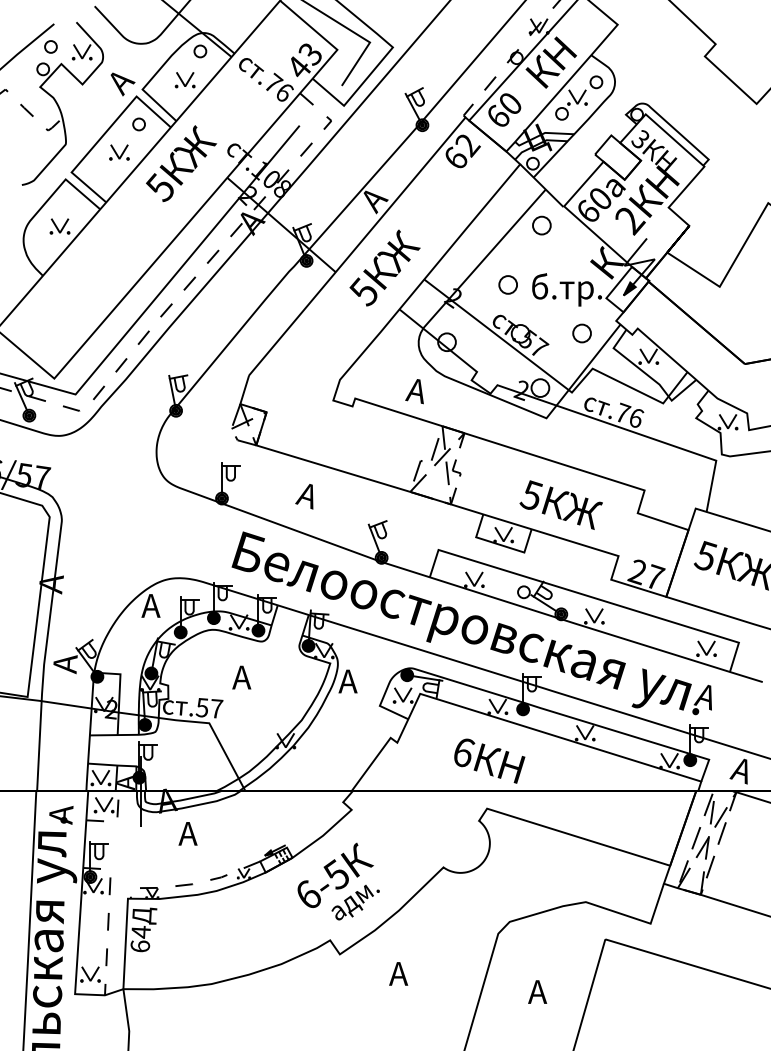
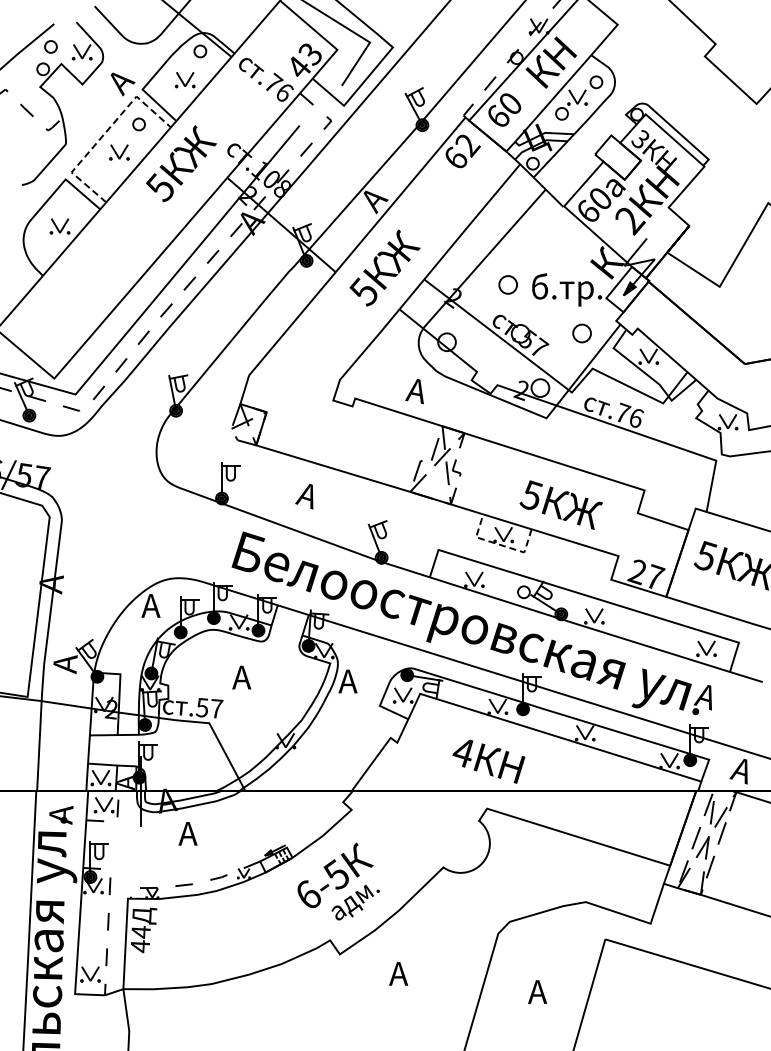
line: solid -> dashed (104, 133)
part: present -> none (541, 225)
line: solid -> dashed (500, 545)
text: 6 -> 4 (463, 752)
text: 64 -> 44 (140, 946)
